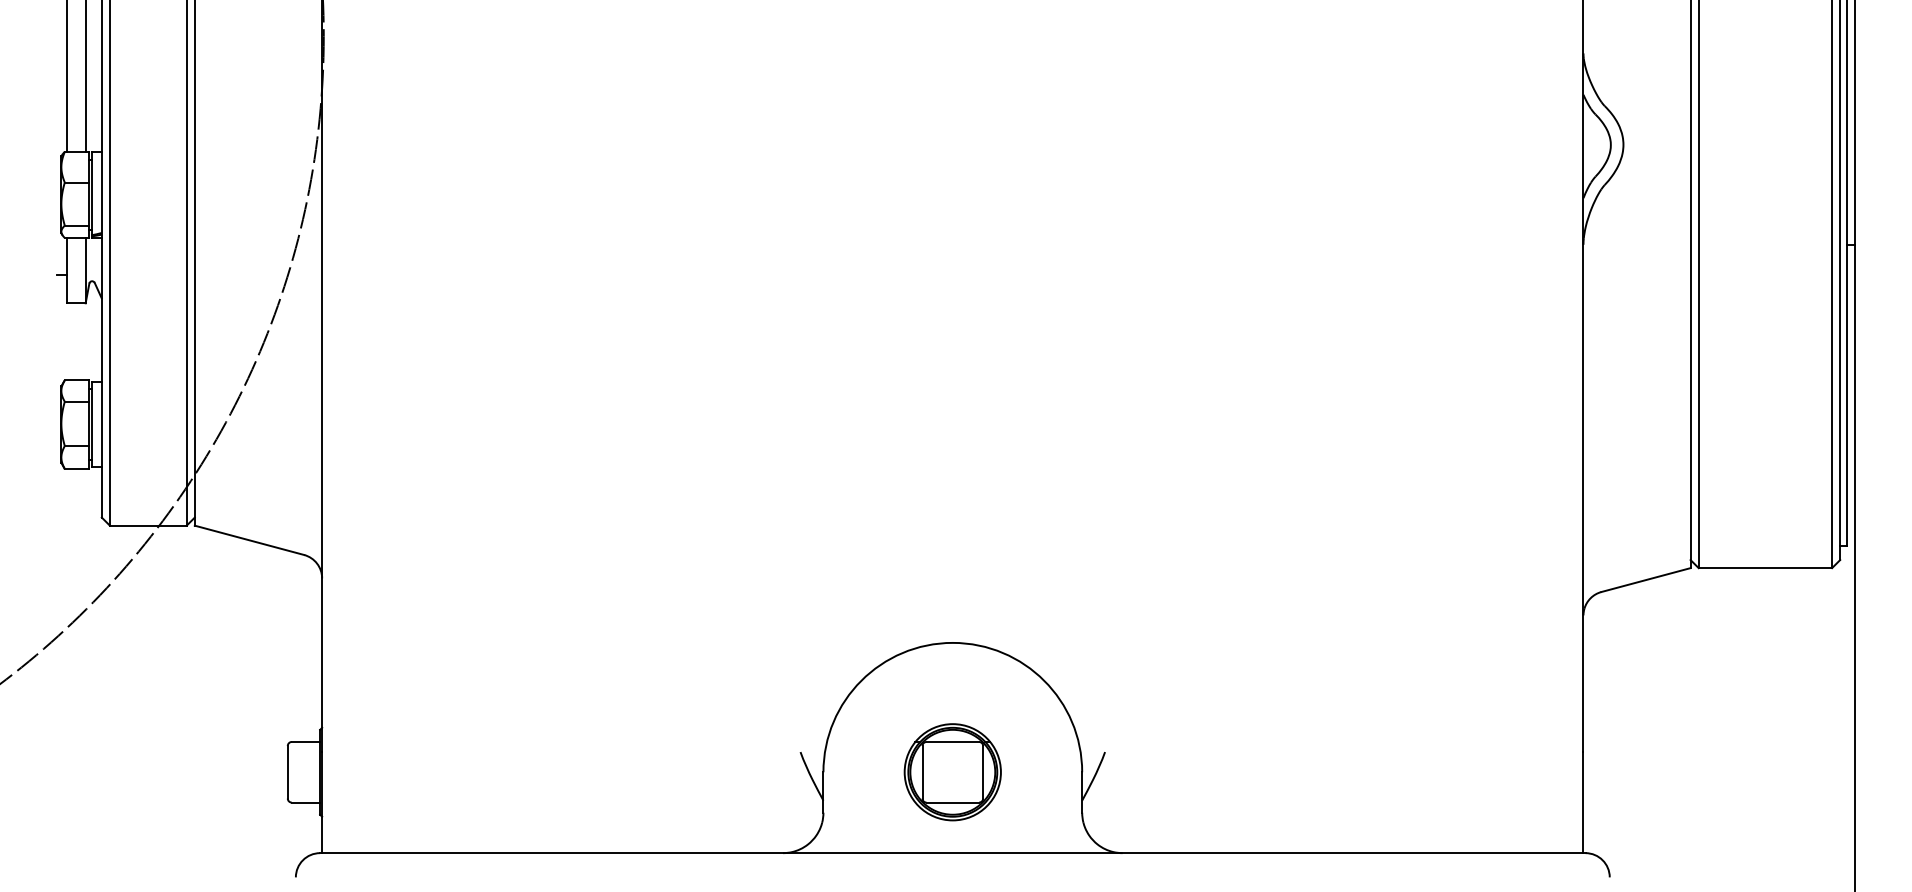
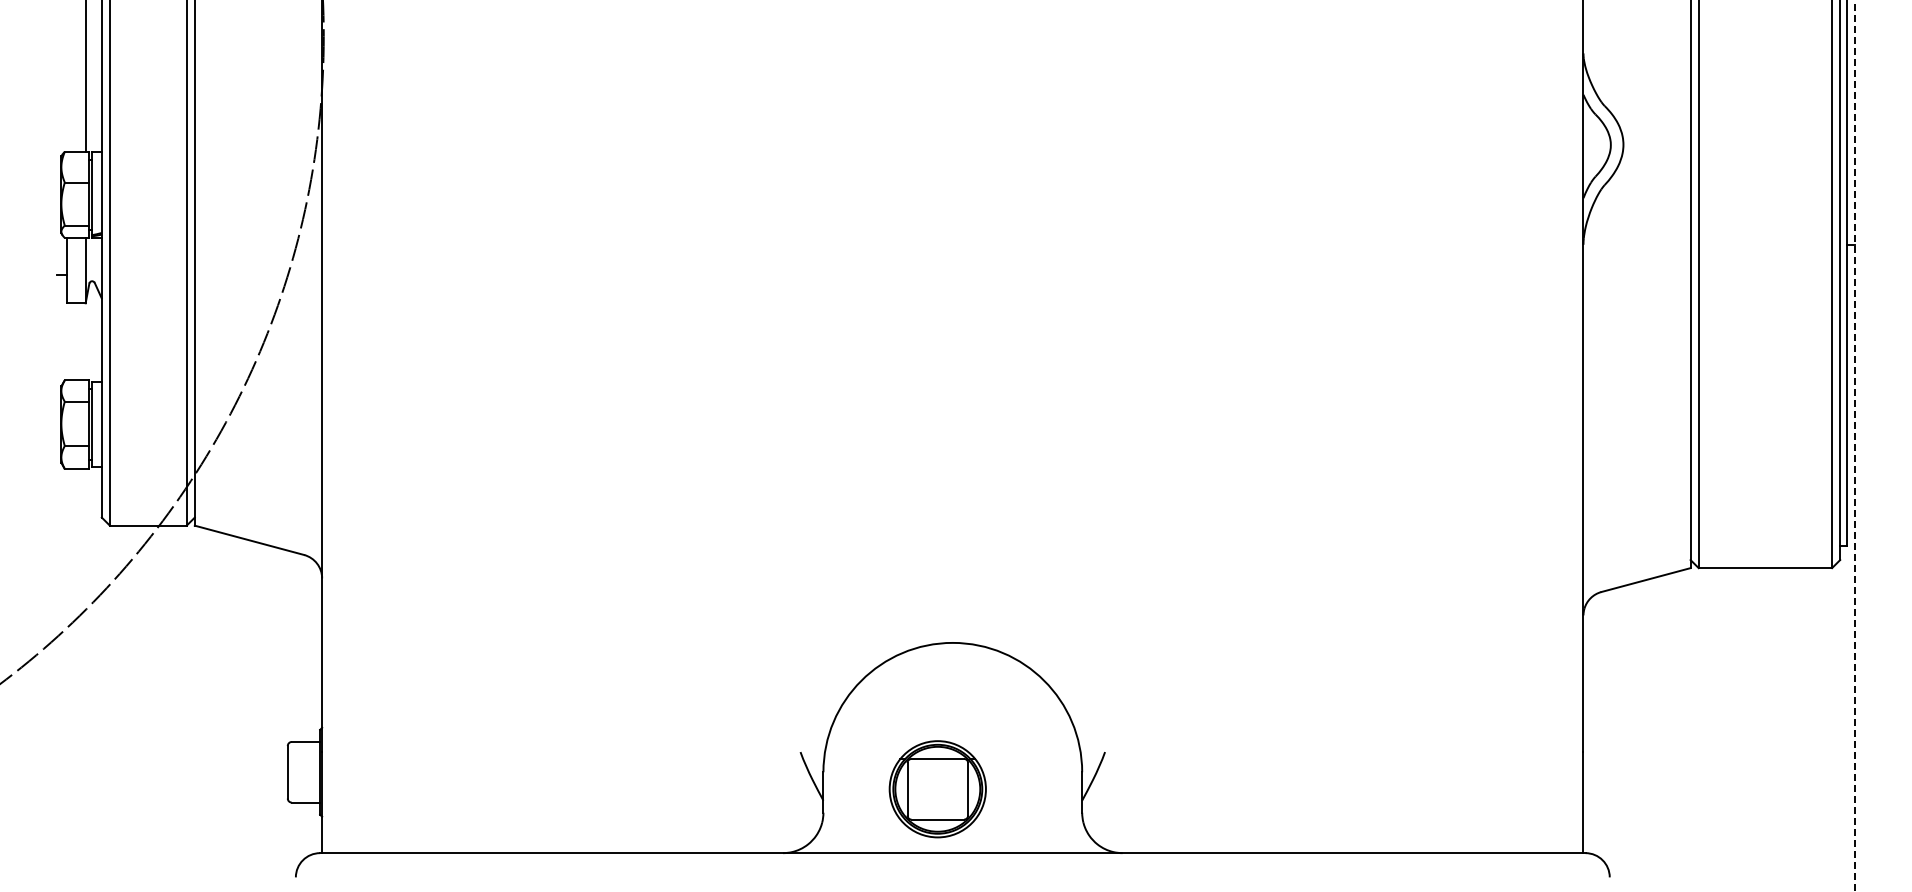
line: present -> none (67, 76)
line: solid -> dashed (1854, 445)
part position: (952, 772) -> (937, 789) (937, 789)
